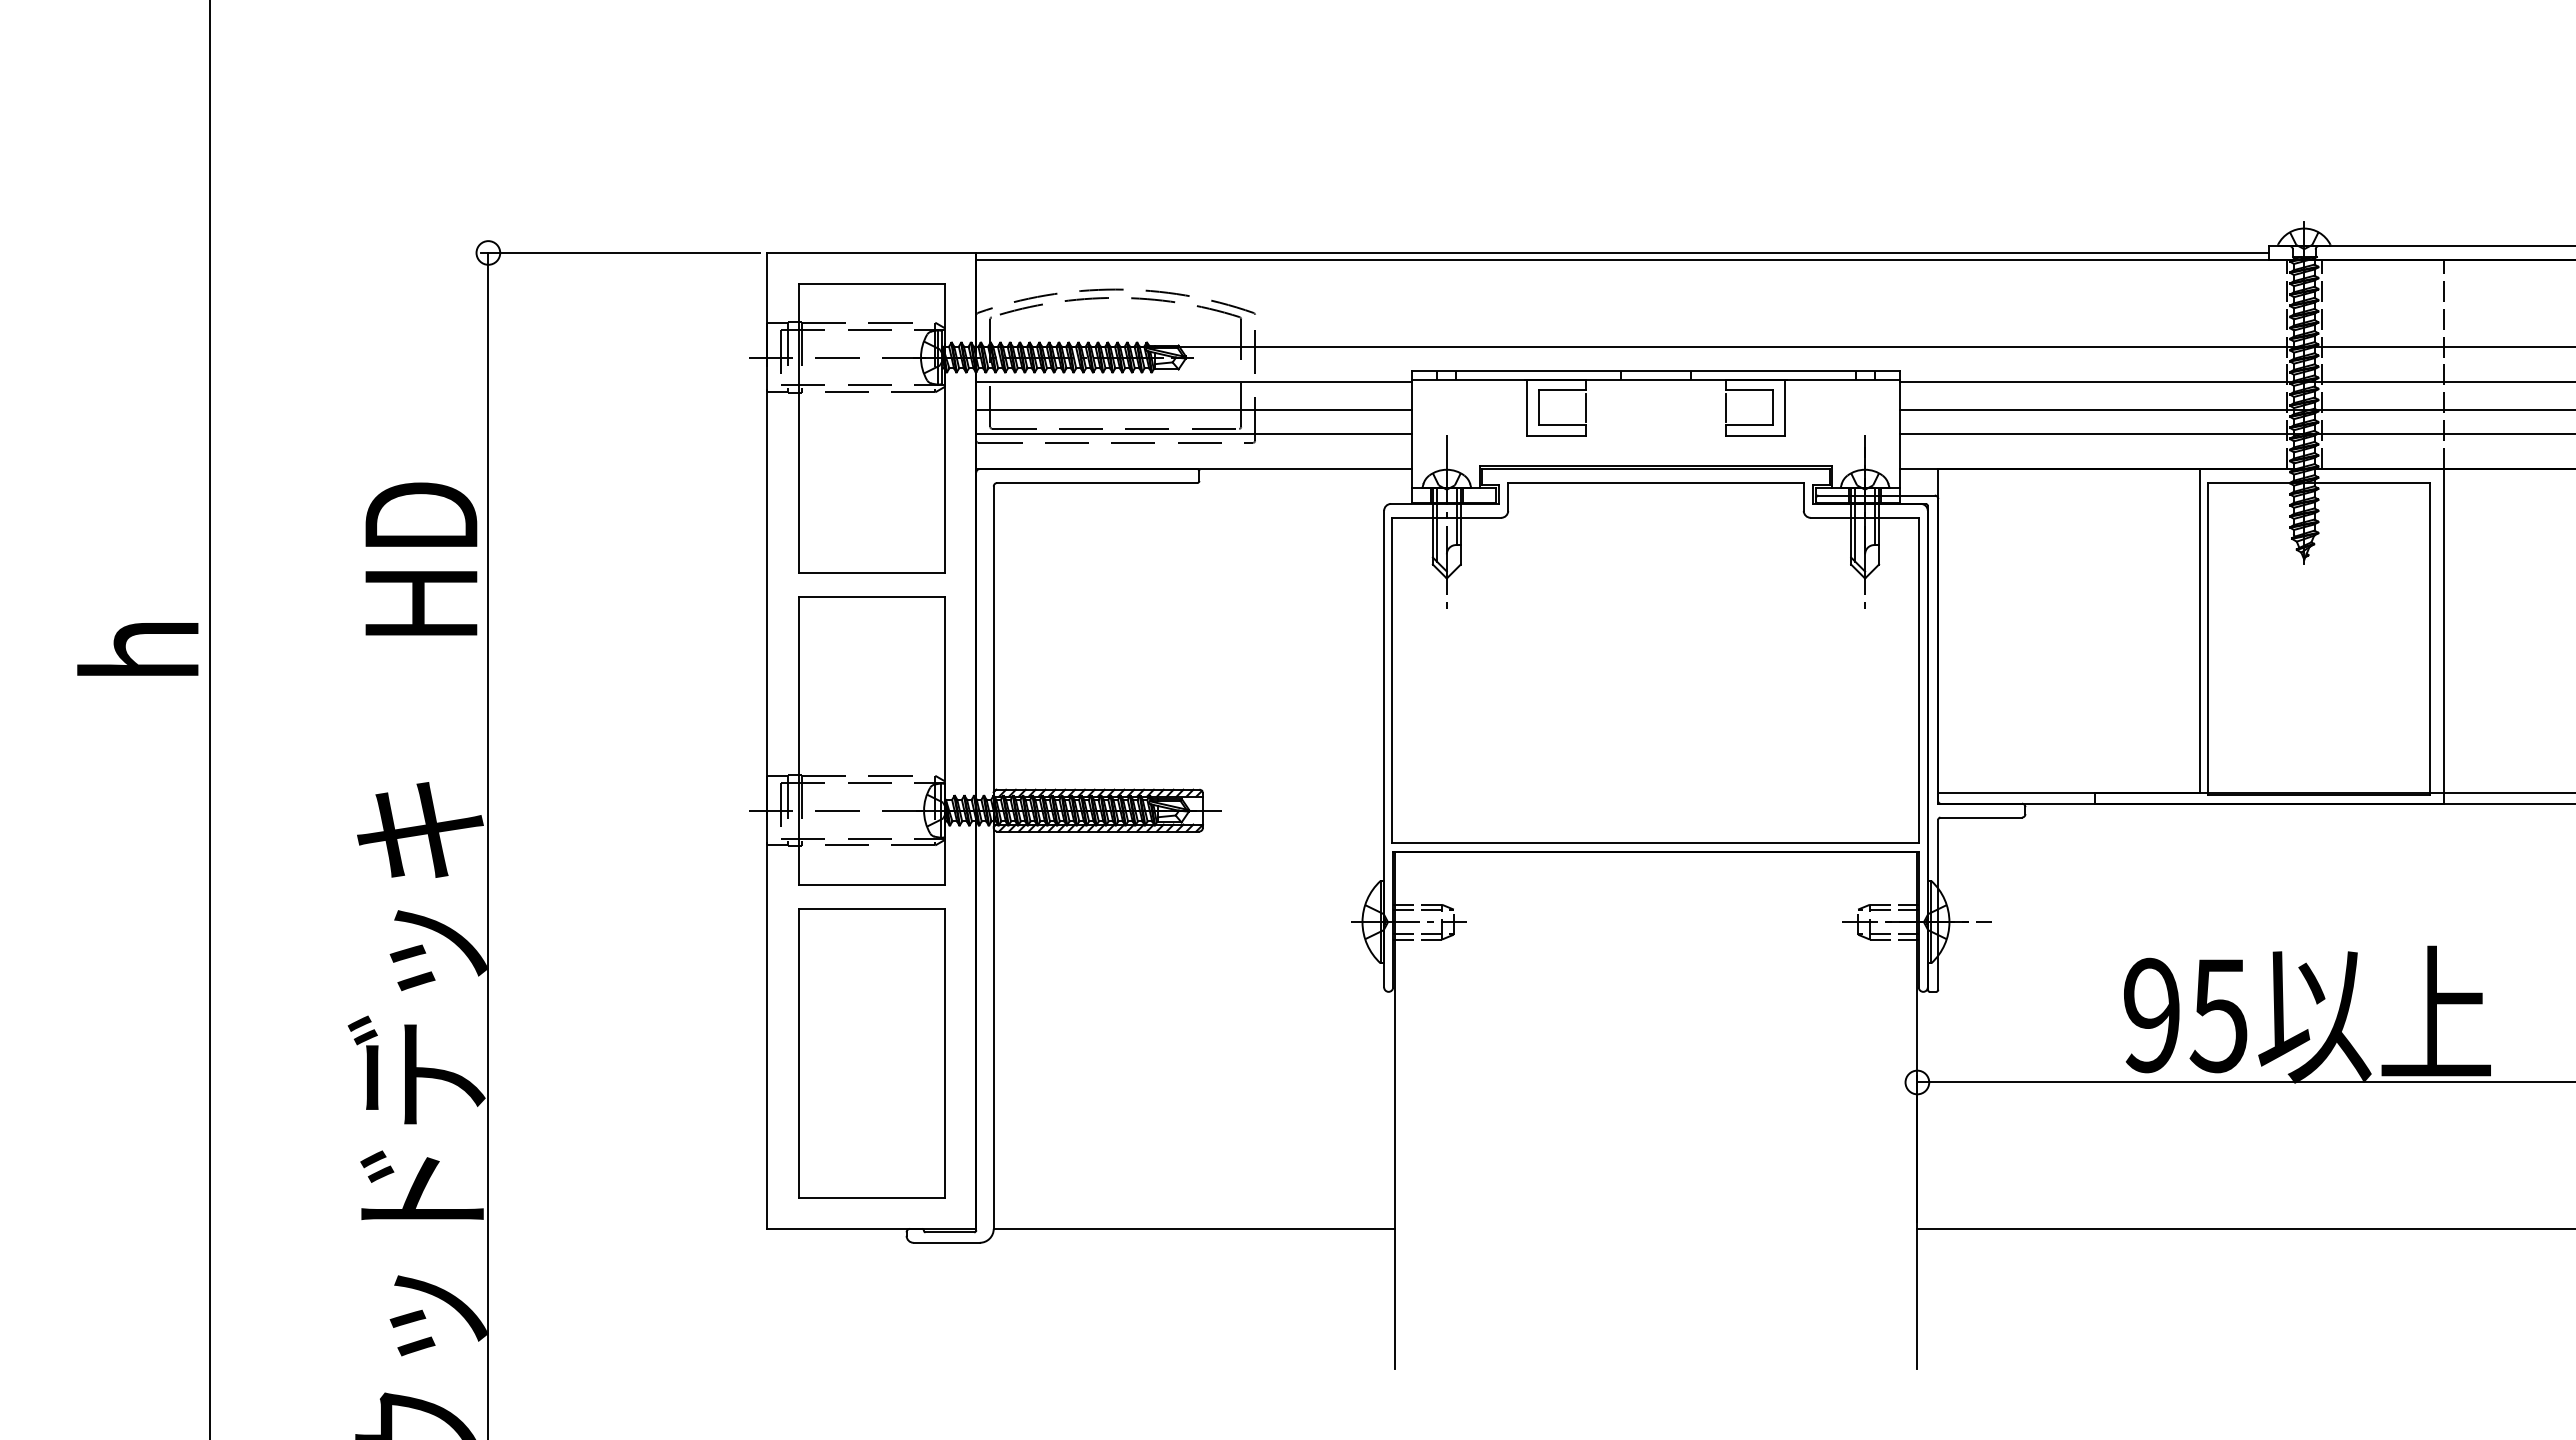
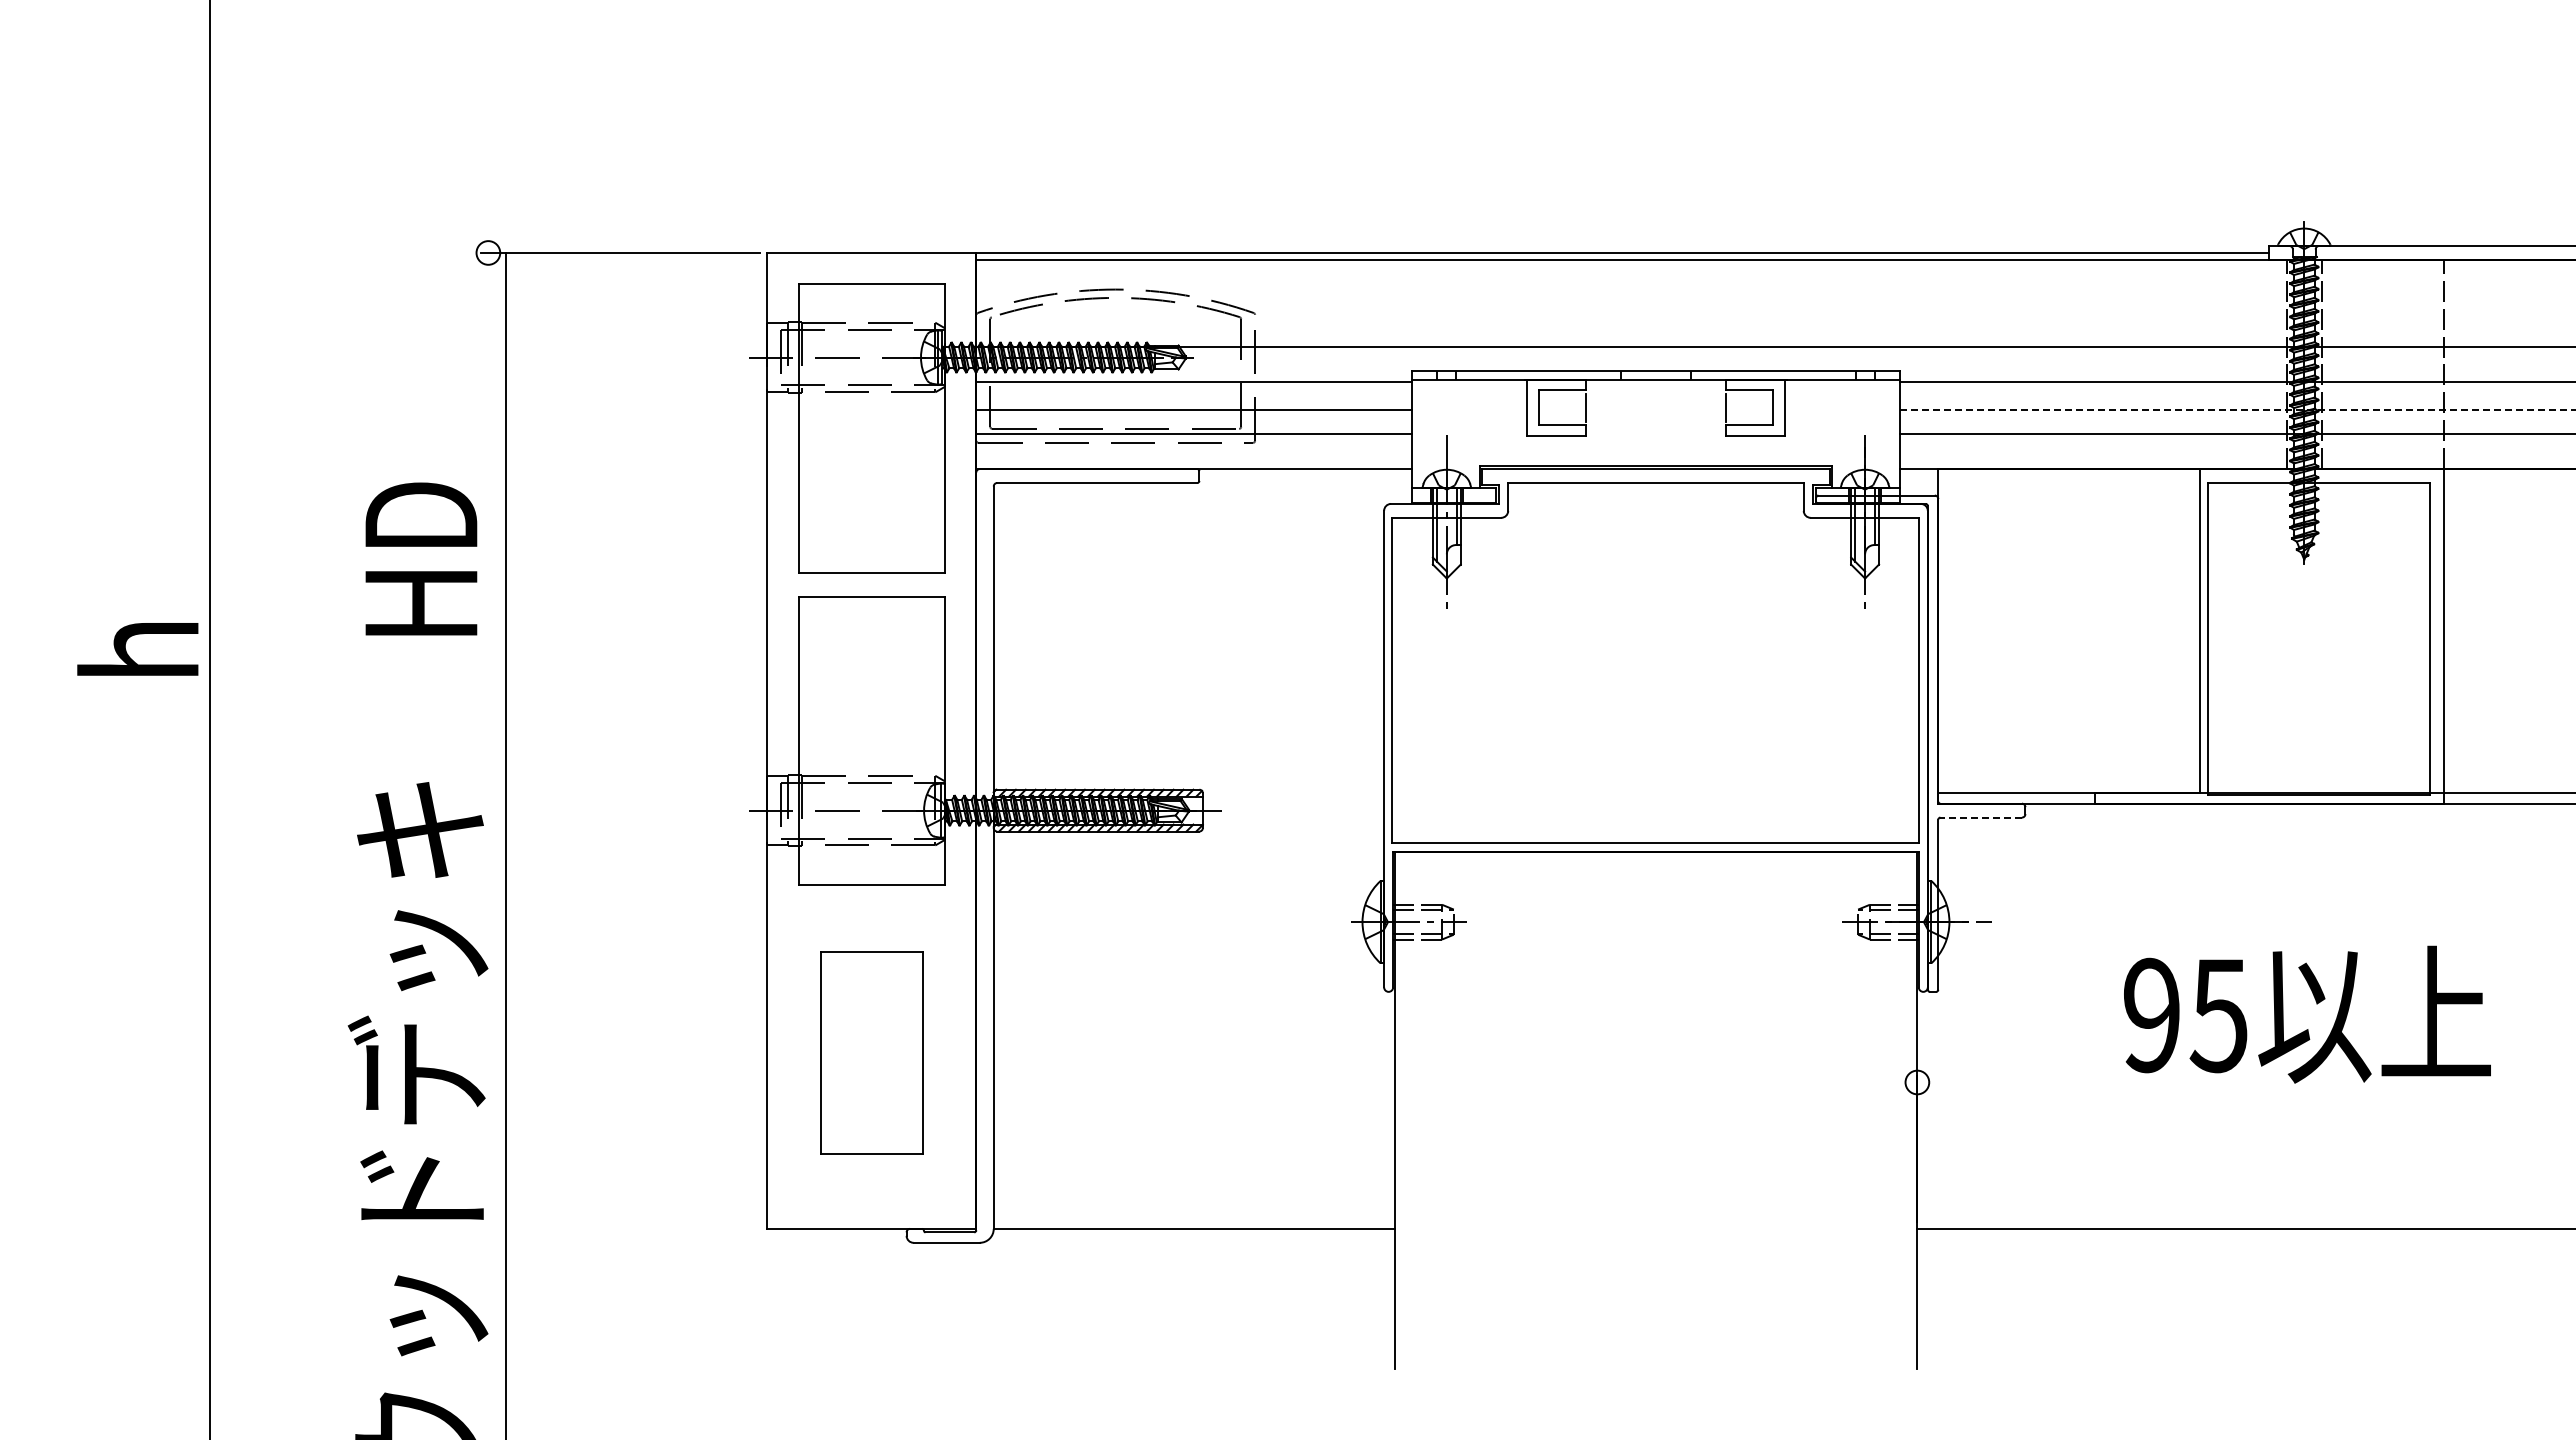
line: solid -> dashed (2237, 409)
line: solid -> dashed (1981, 817)
line position: (488, 844) -> (506, 844) (506, 844)
part size: 148x291 px -> 104x204 px (871, 1052)
line: present -> none (2244, 1082)
